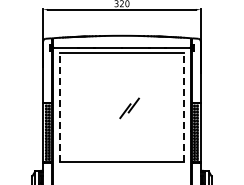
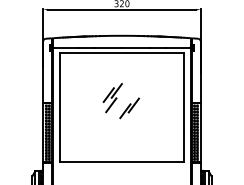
part: none -> present (112, 98)
line: dashed -> solid (60, 107)
line: dashed -> solid (183, 107)
